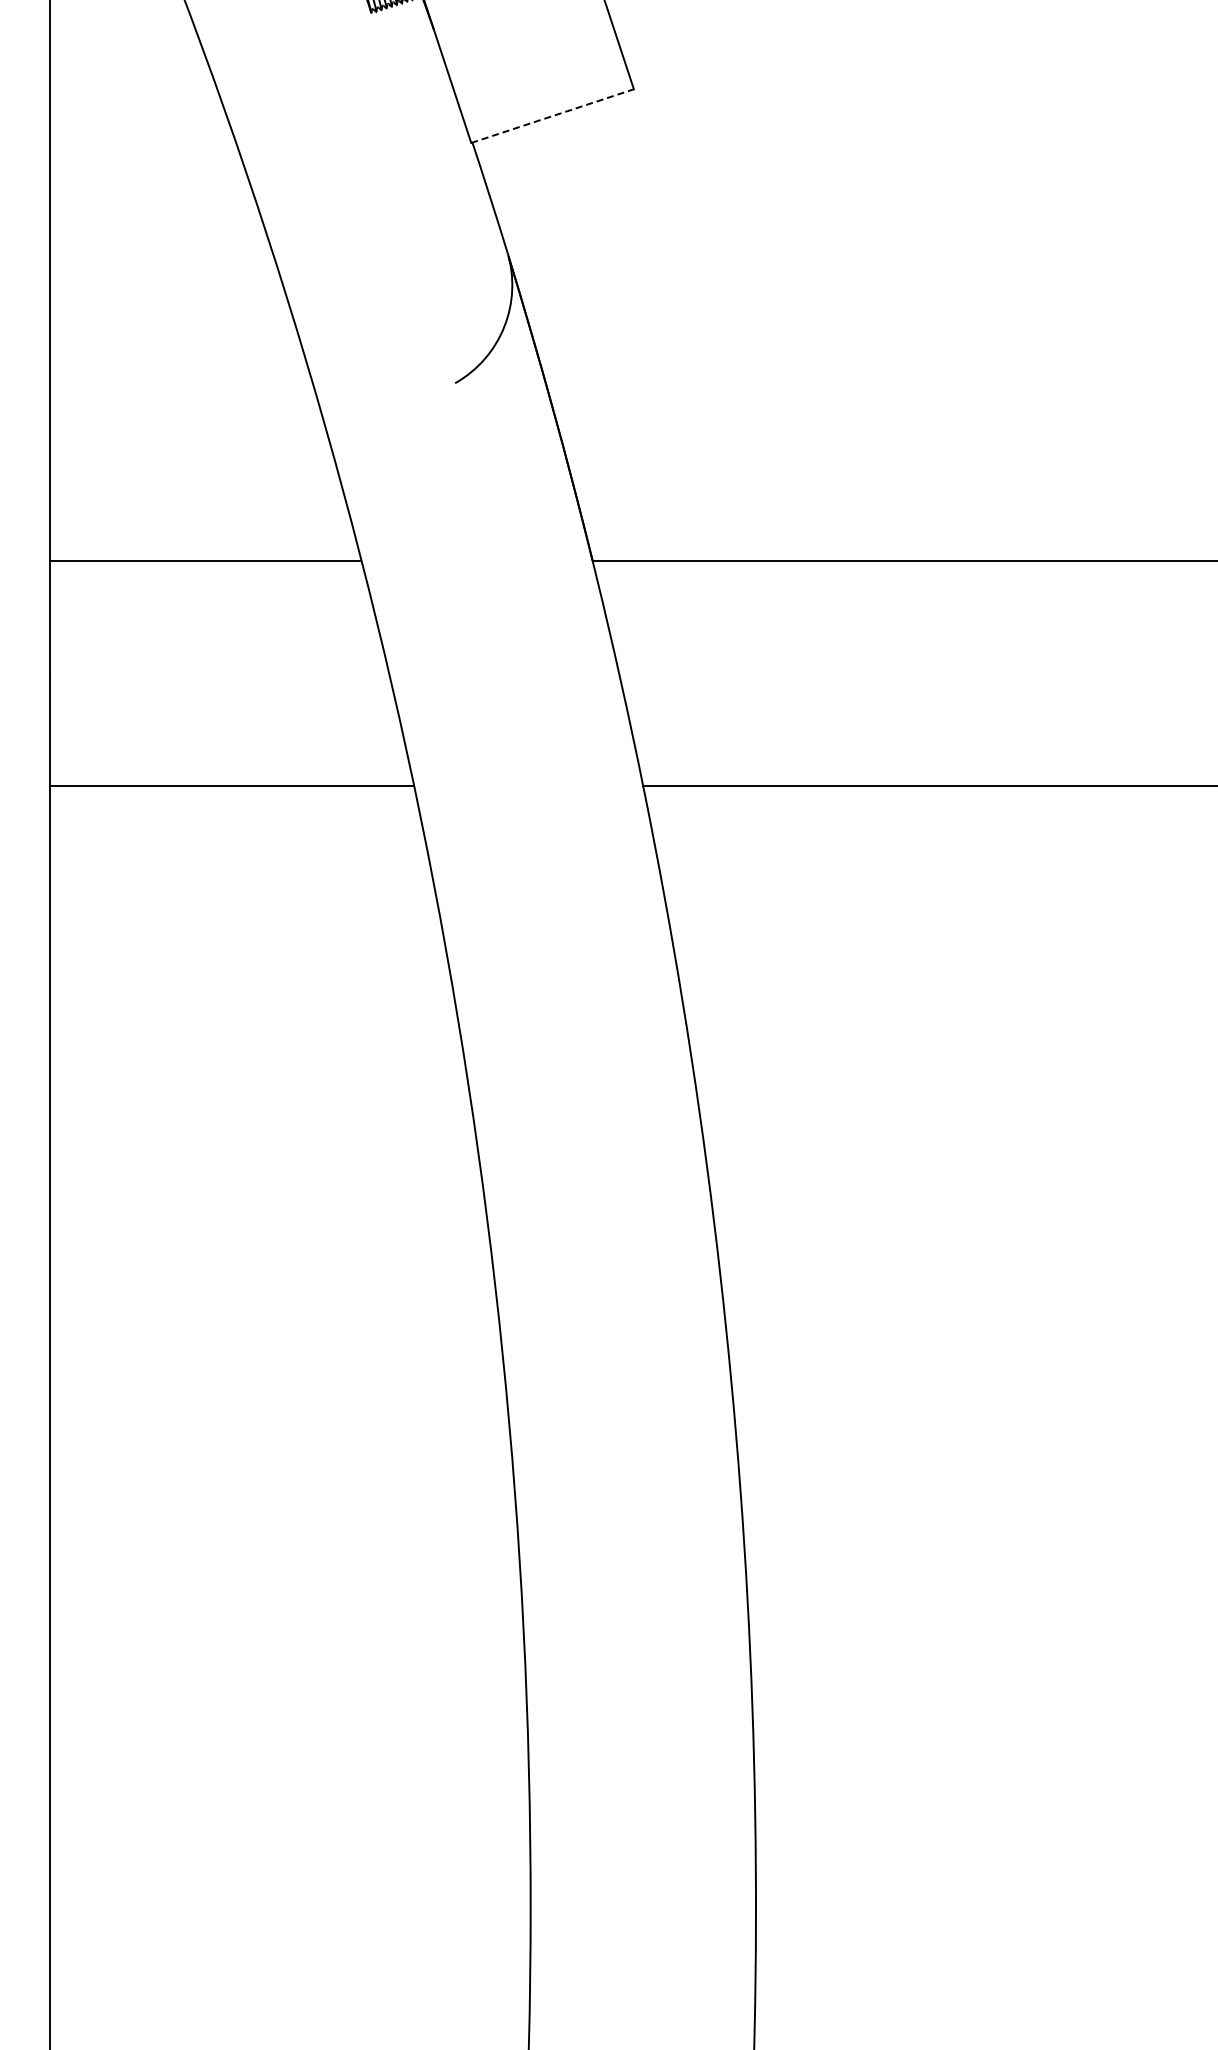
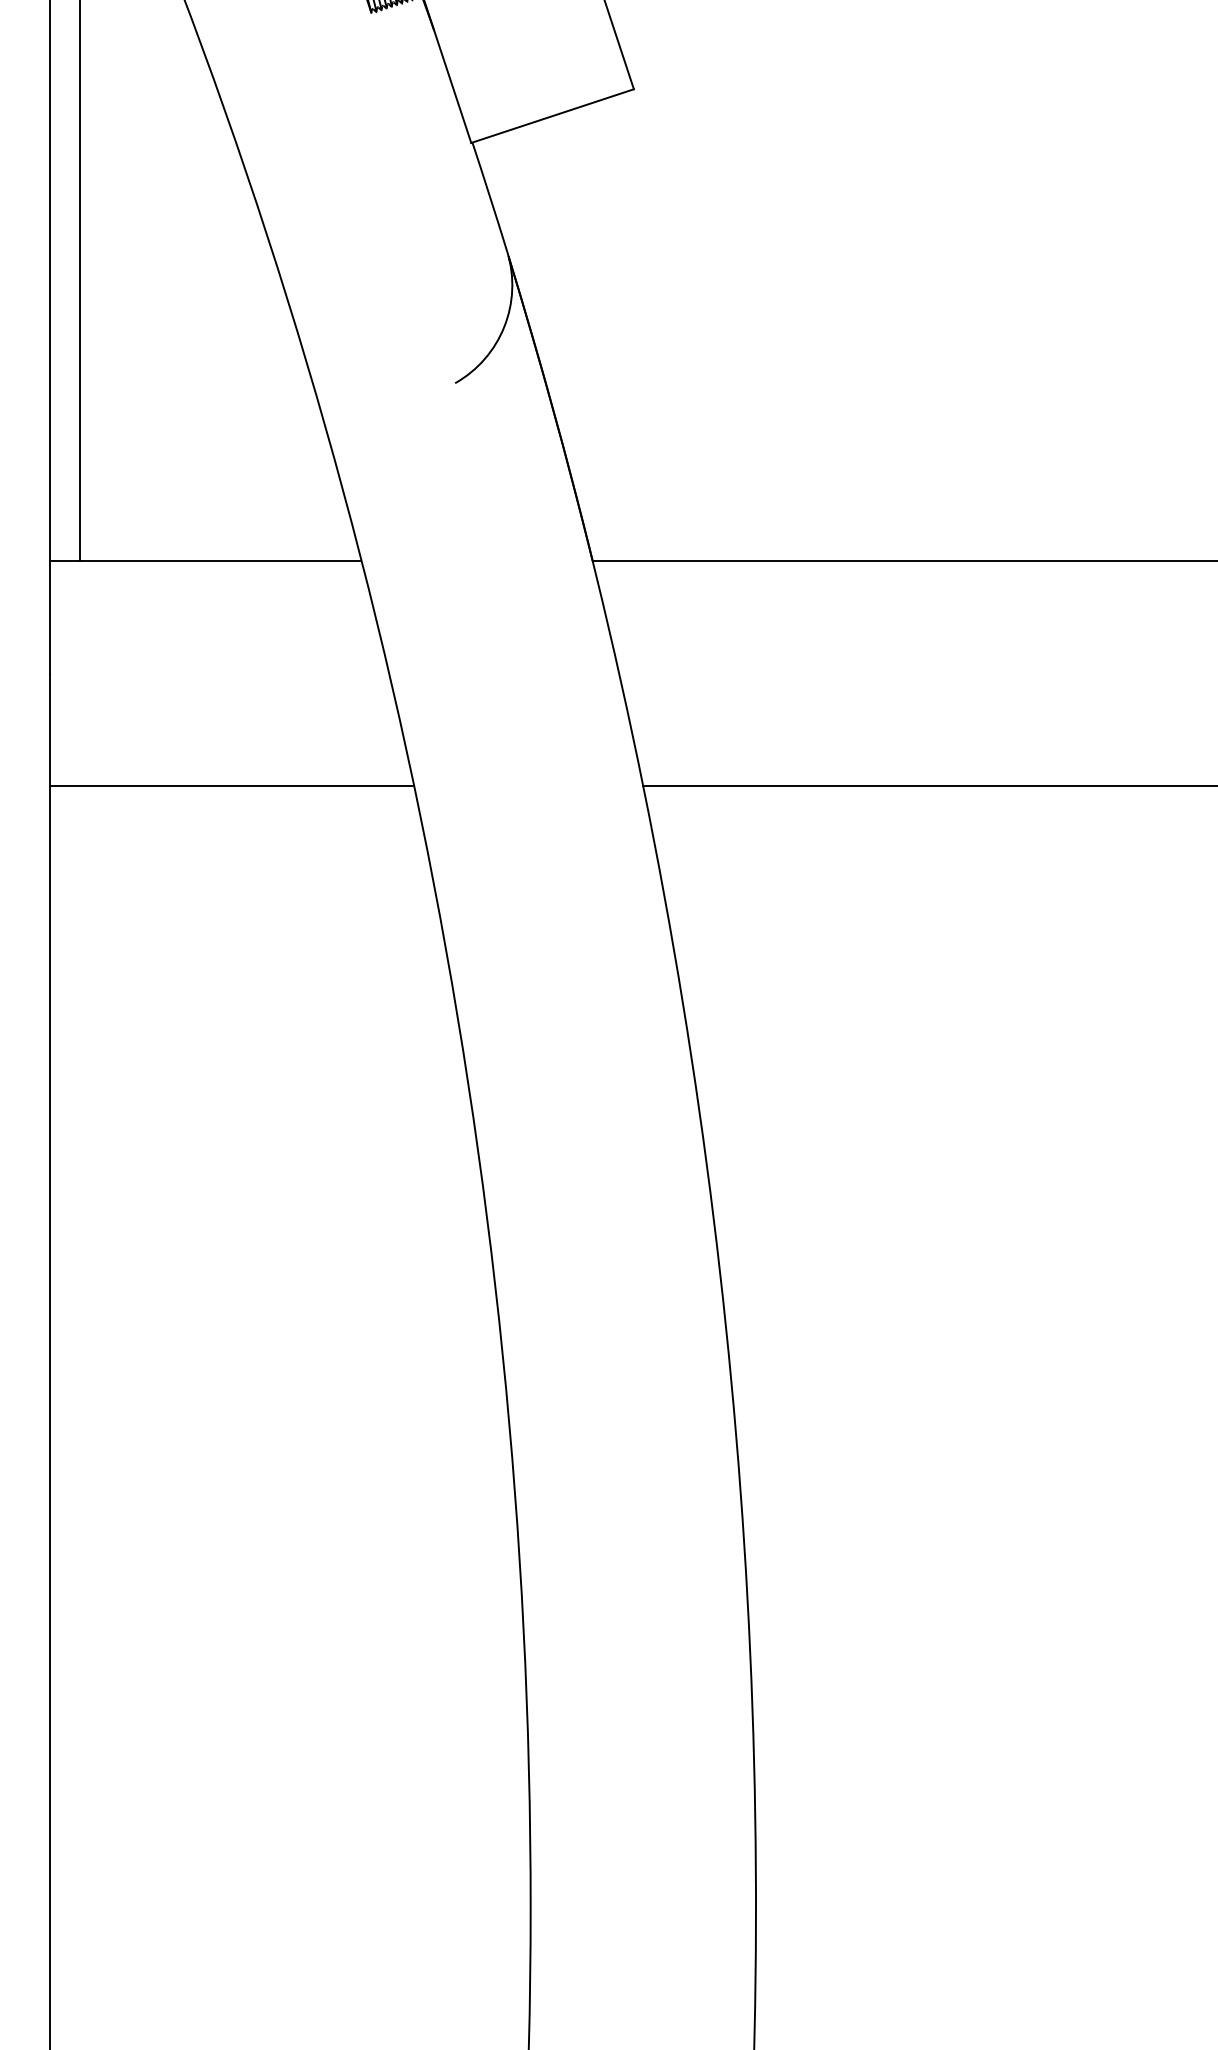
line: dashed -> solid (552, 116)
line: none -> present (80, 281)
